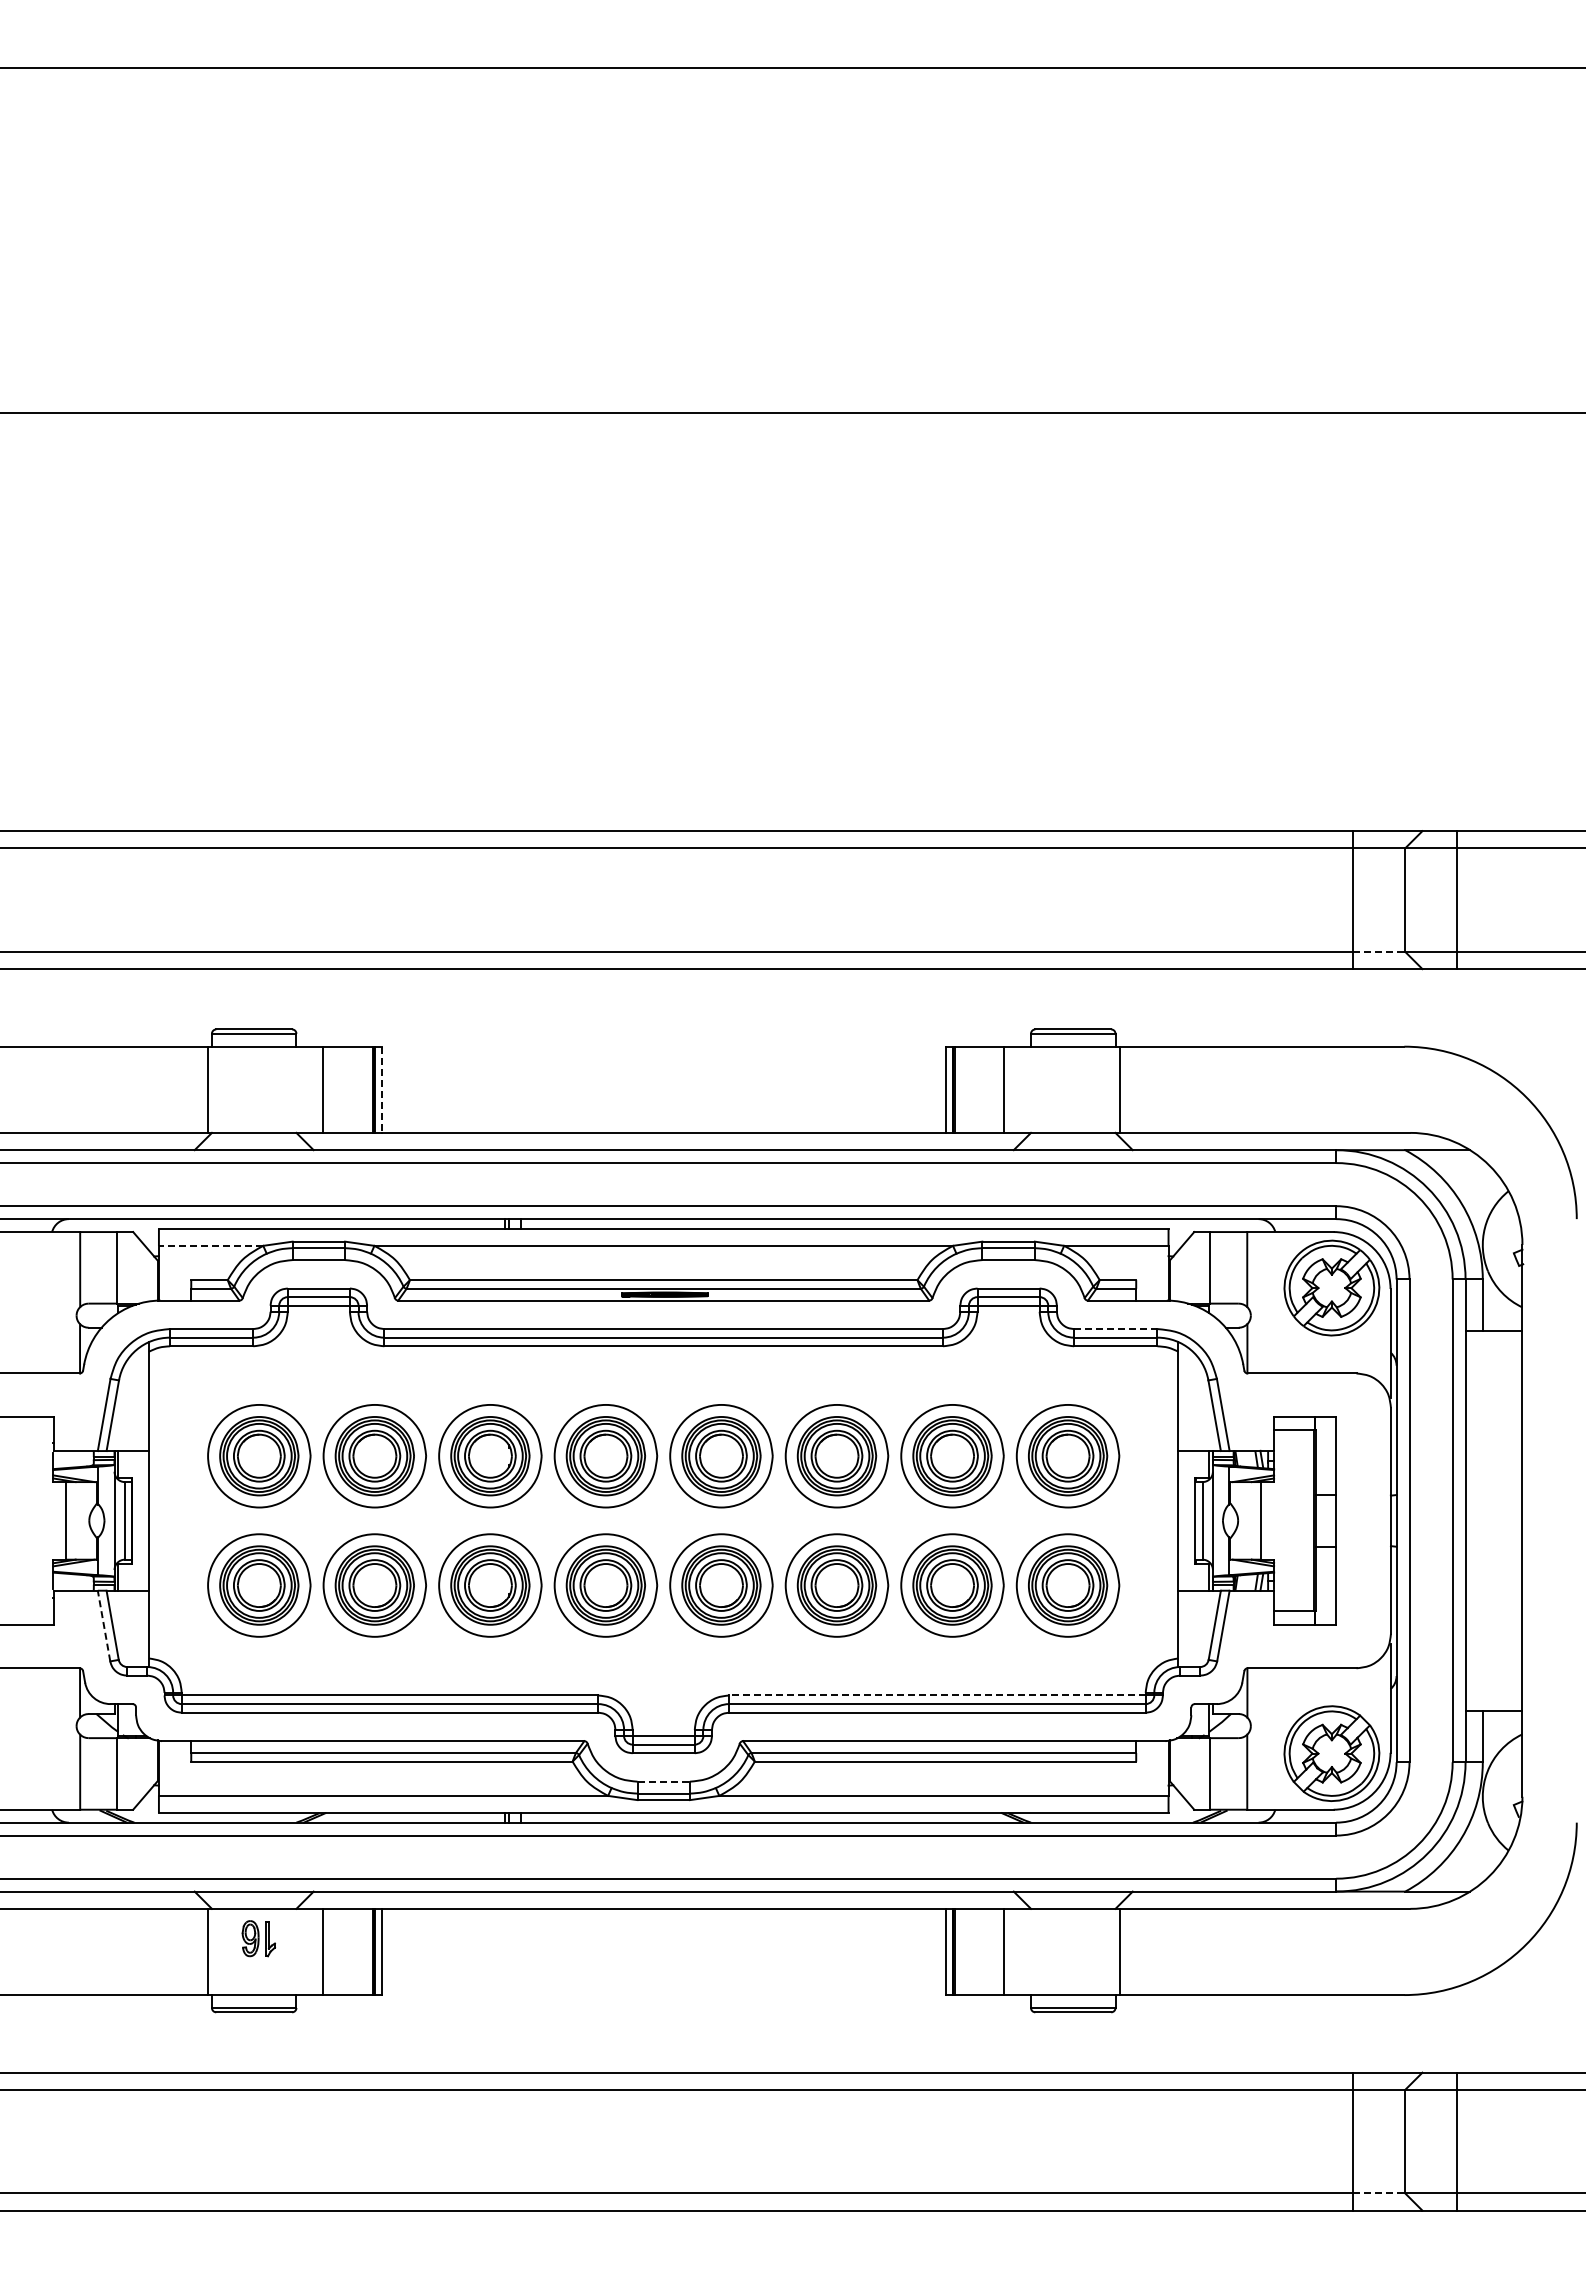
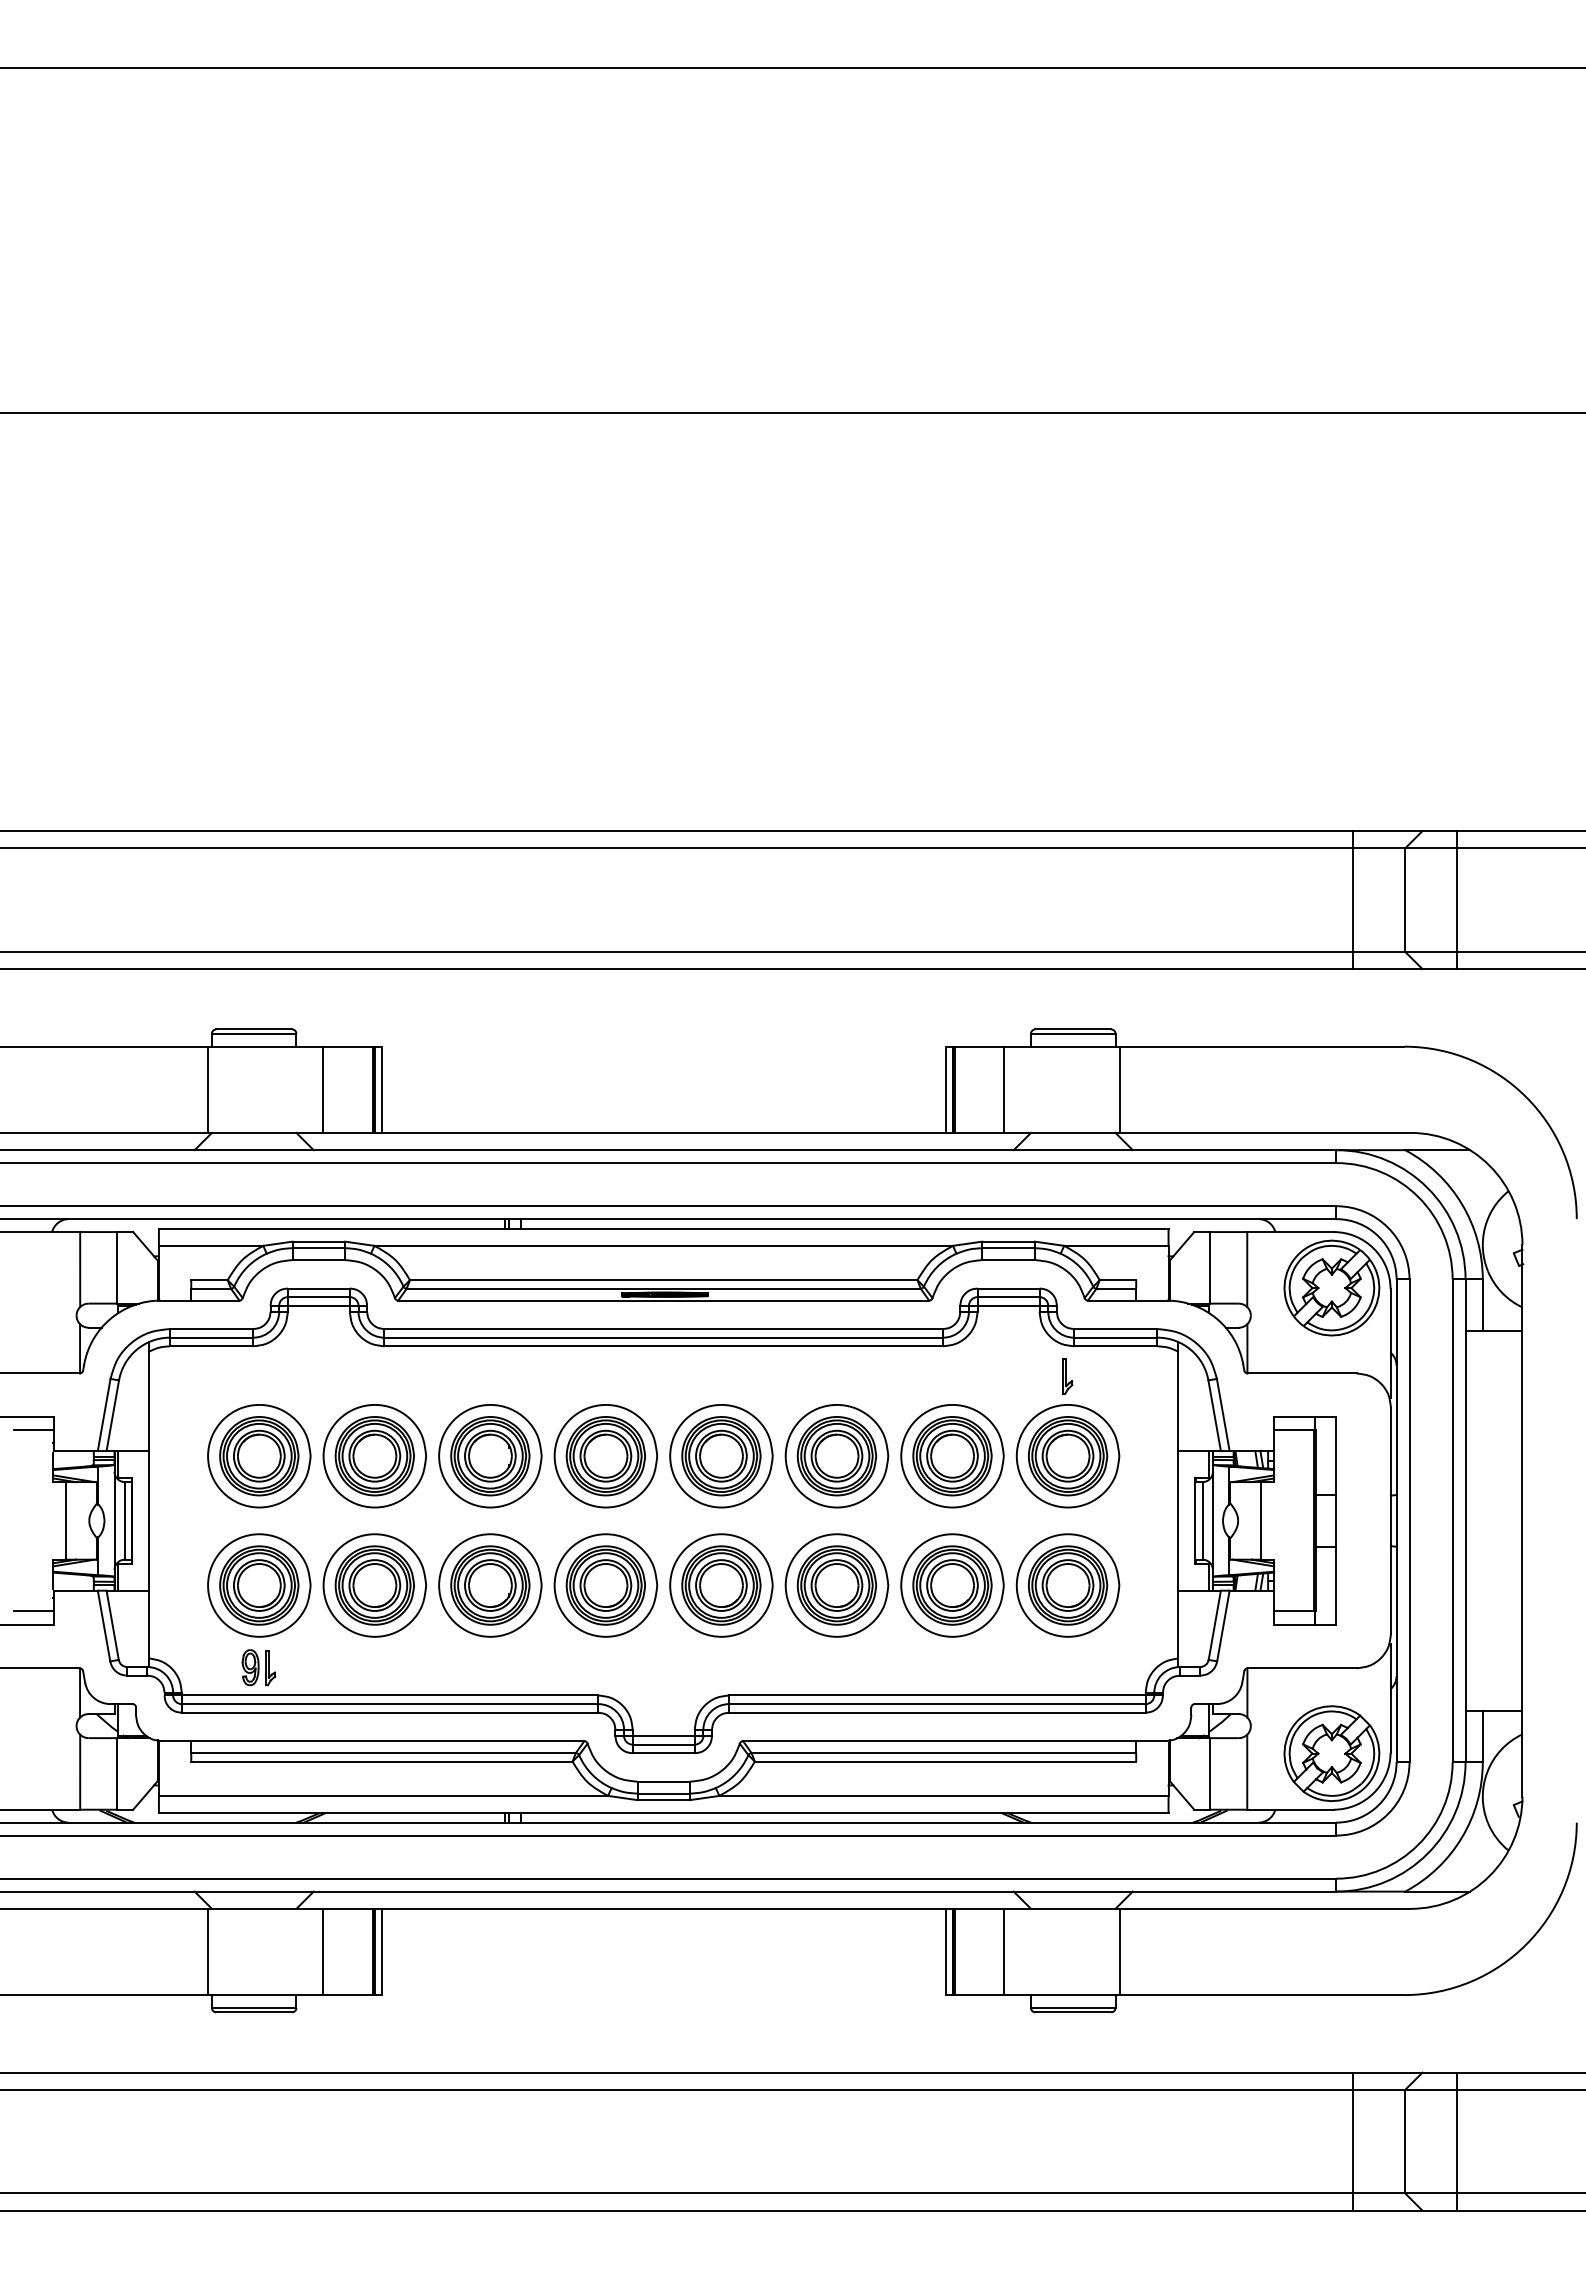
line: dashed -> solid (1379, 951)
line: dashed -> solid (381, 1090)
line: dashed -> solid (210, 1245)
line: dashed -> solid (1115, 1329)
part: none -> present (1067, 1376)
line: none -> present (33, 1430)
line: none -> present (33, 1611)
line: dashed -> solid (104, 1626)
line: dashed -> solid (936, 1695)
line: dashed -> solid (664, 1781)
part position: (258, 1938) -> (258, 1667) (258, 1667)
line: dashed -> solid (1379, 2193)
